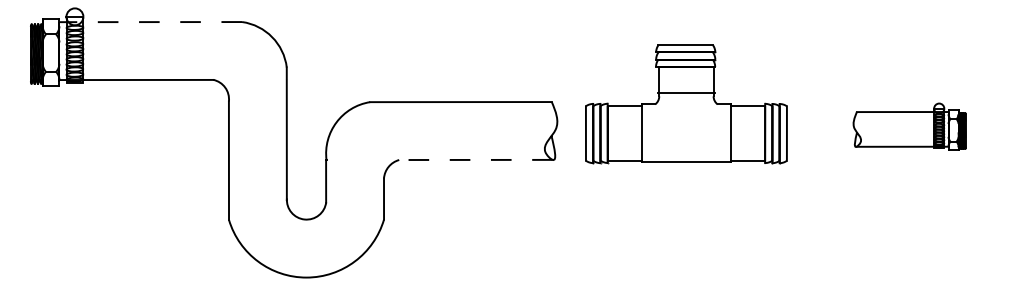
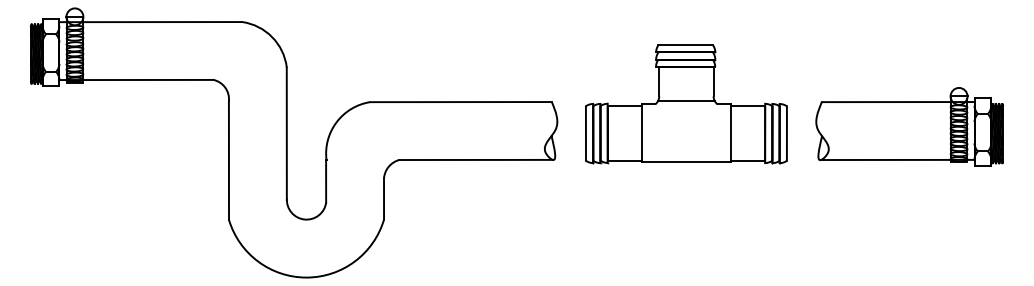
line: dashed -> solid (150, 22)
line position: (686, 93) -> (686, 101) (686, 101)
part size: 115x49 px -> 189x80 px (909, 126)
line: dashed -> solid (476, 159)
